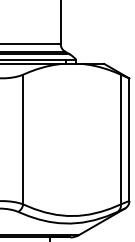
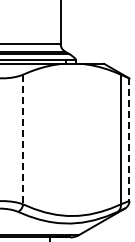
line: solid -> dashed (23, 139)
line: solid -> dashed (129, 140)
